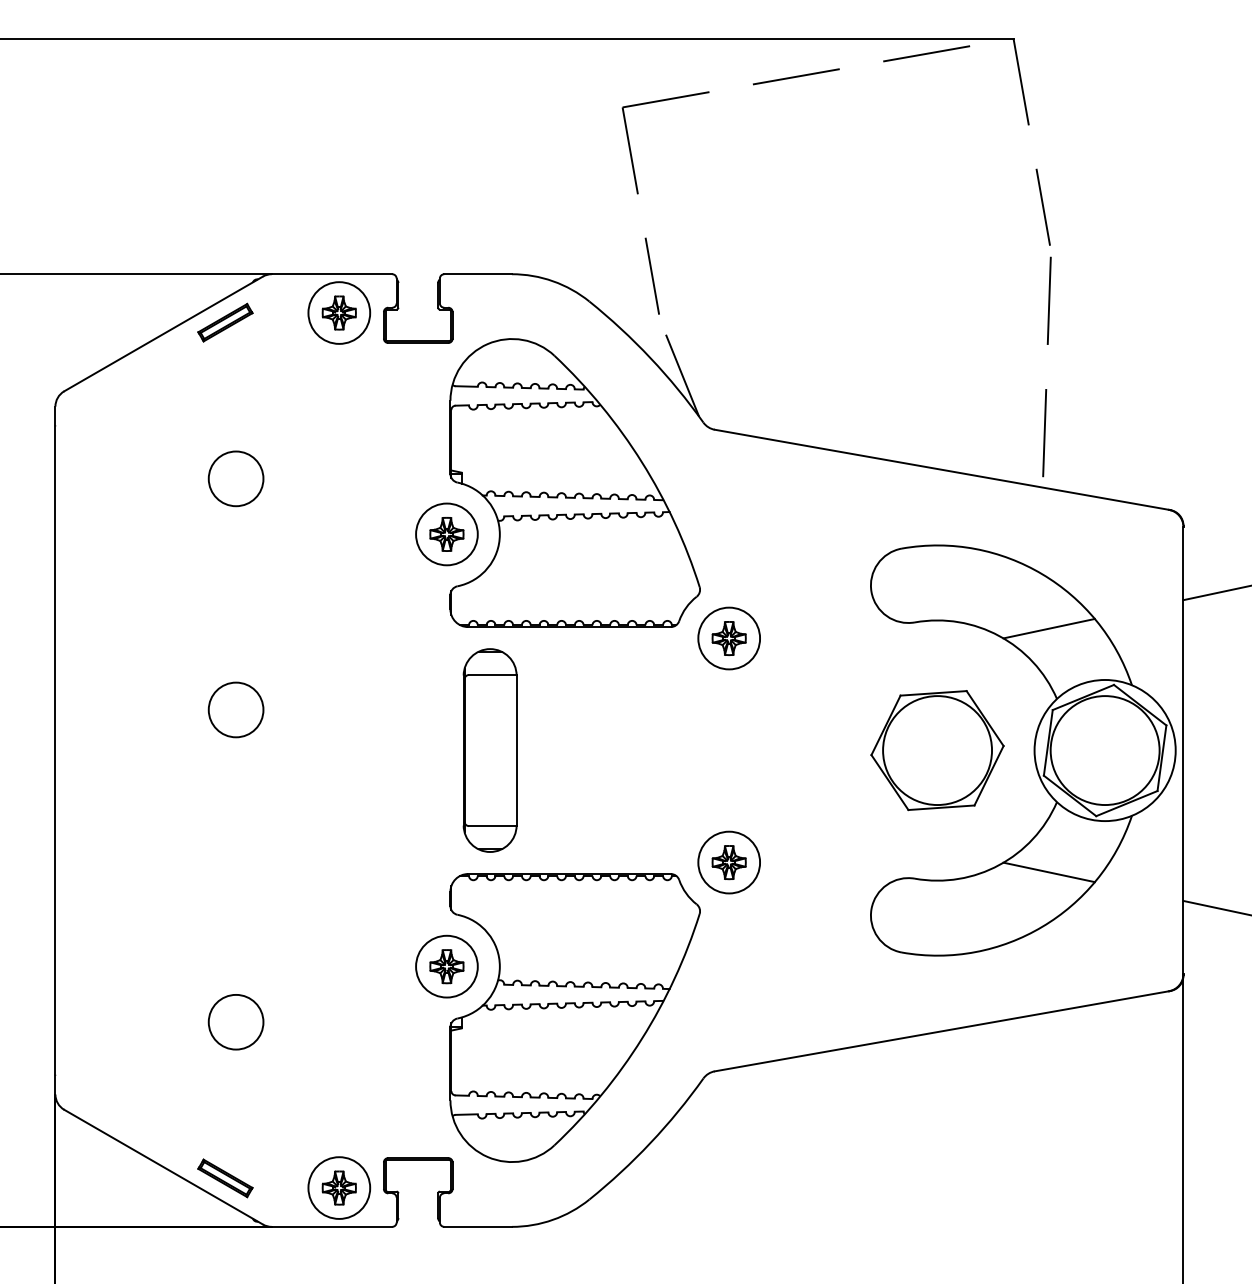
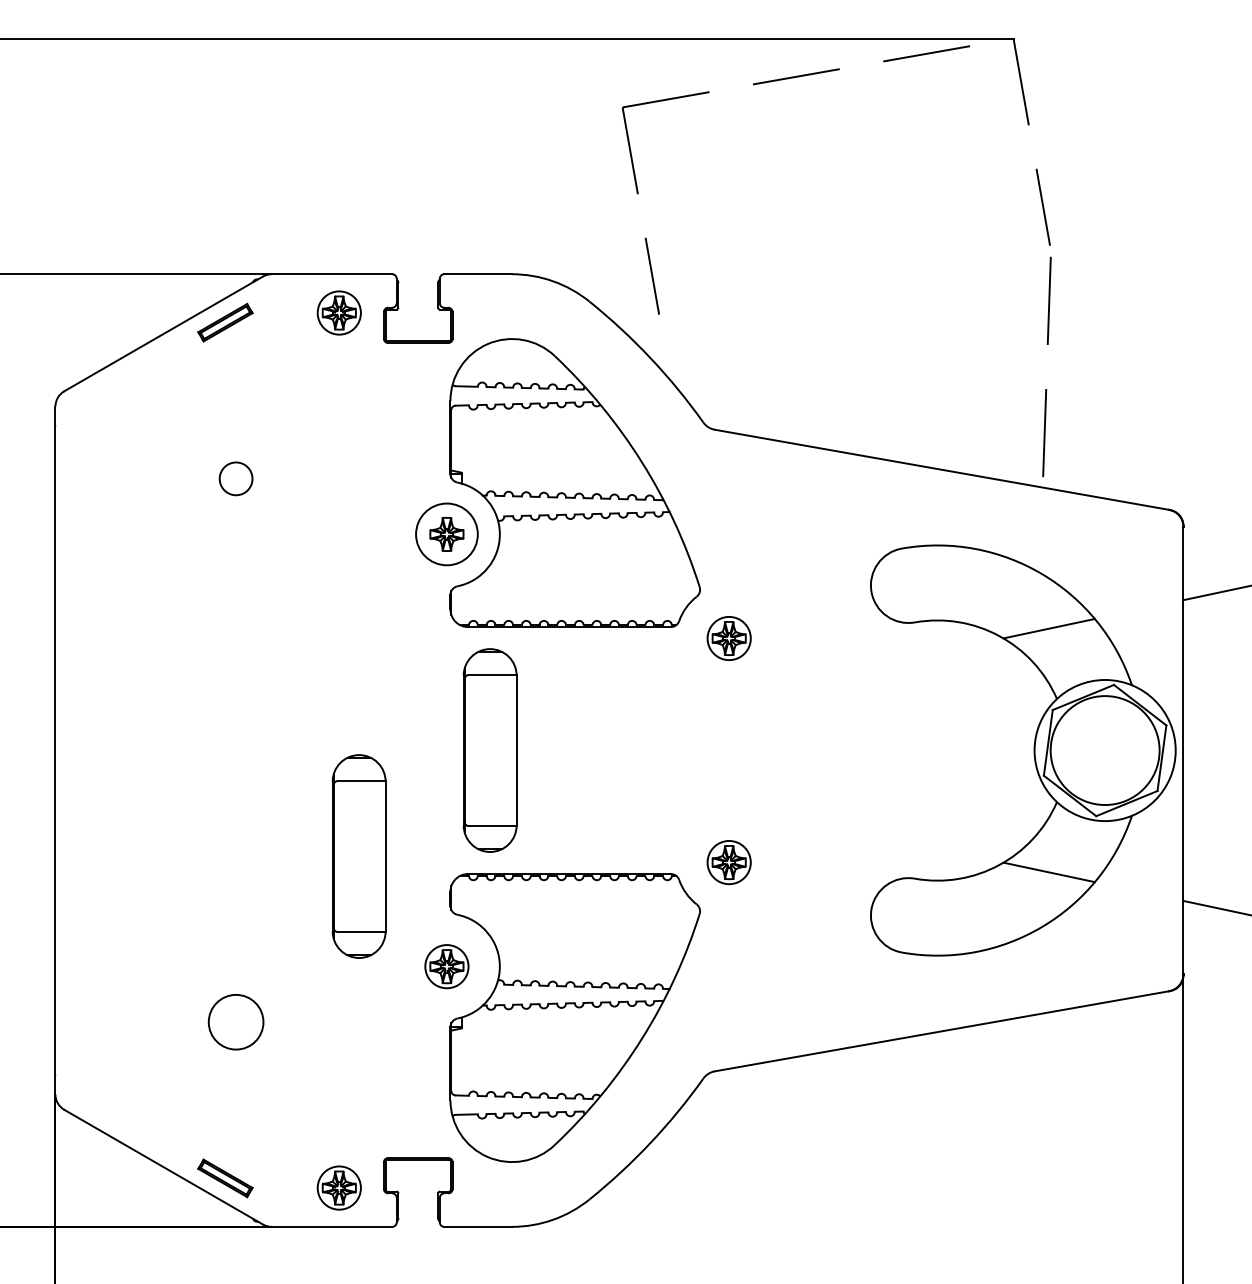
circle diameter: 62 px -> 43 px (338, 312)
line: present -> none (680, 370)
circle diameter: 55 px -> 33 px (235, 478)
circle diameter: 62 px -> 43 px (728, 638)
circle: present -> none (235, 709)
part: present -> none (937, 750)
part: none -> present (358, 856)
circle diameter: 62 px -> 43 px (728, 862)
circle diameter: 62 px -> 43 px (446, 966)
circle diameter: 62 px -> 43 px (338, 1187)
